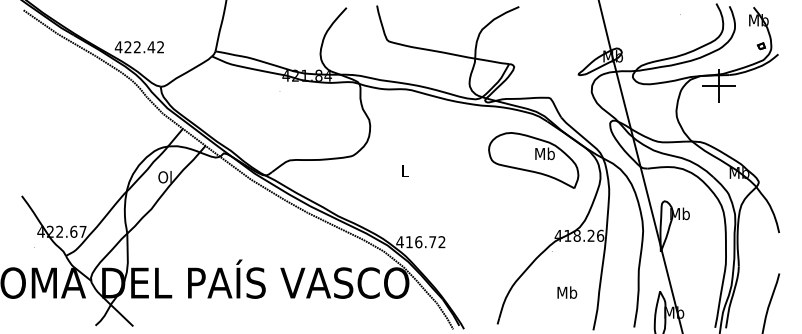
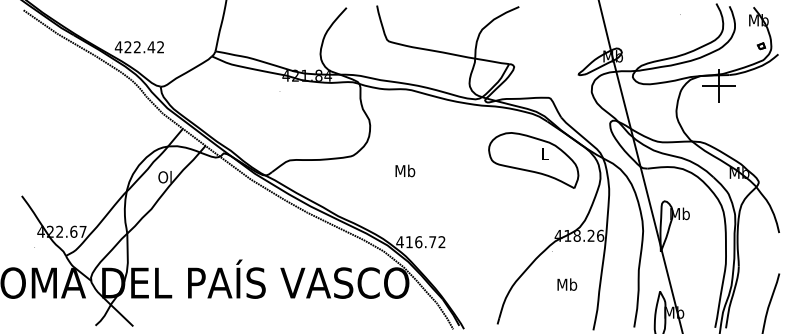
text: Mb -> L (544, 153)
text: L -> Mb (405, 170)
text position: (567, 292) -> (567, 284) (567, 284)
